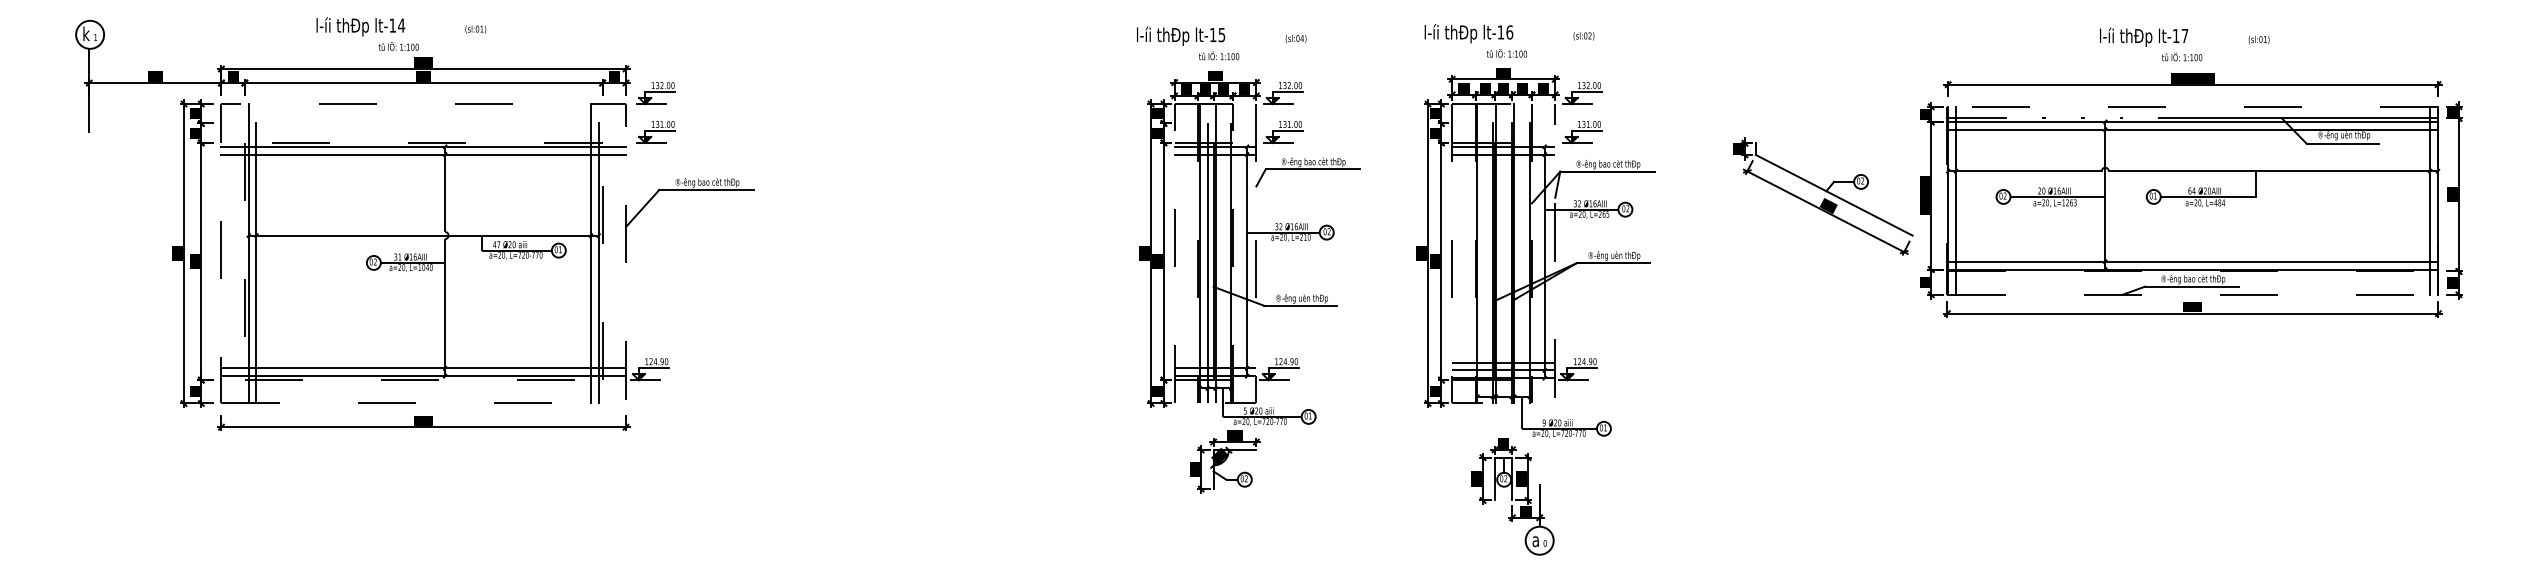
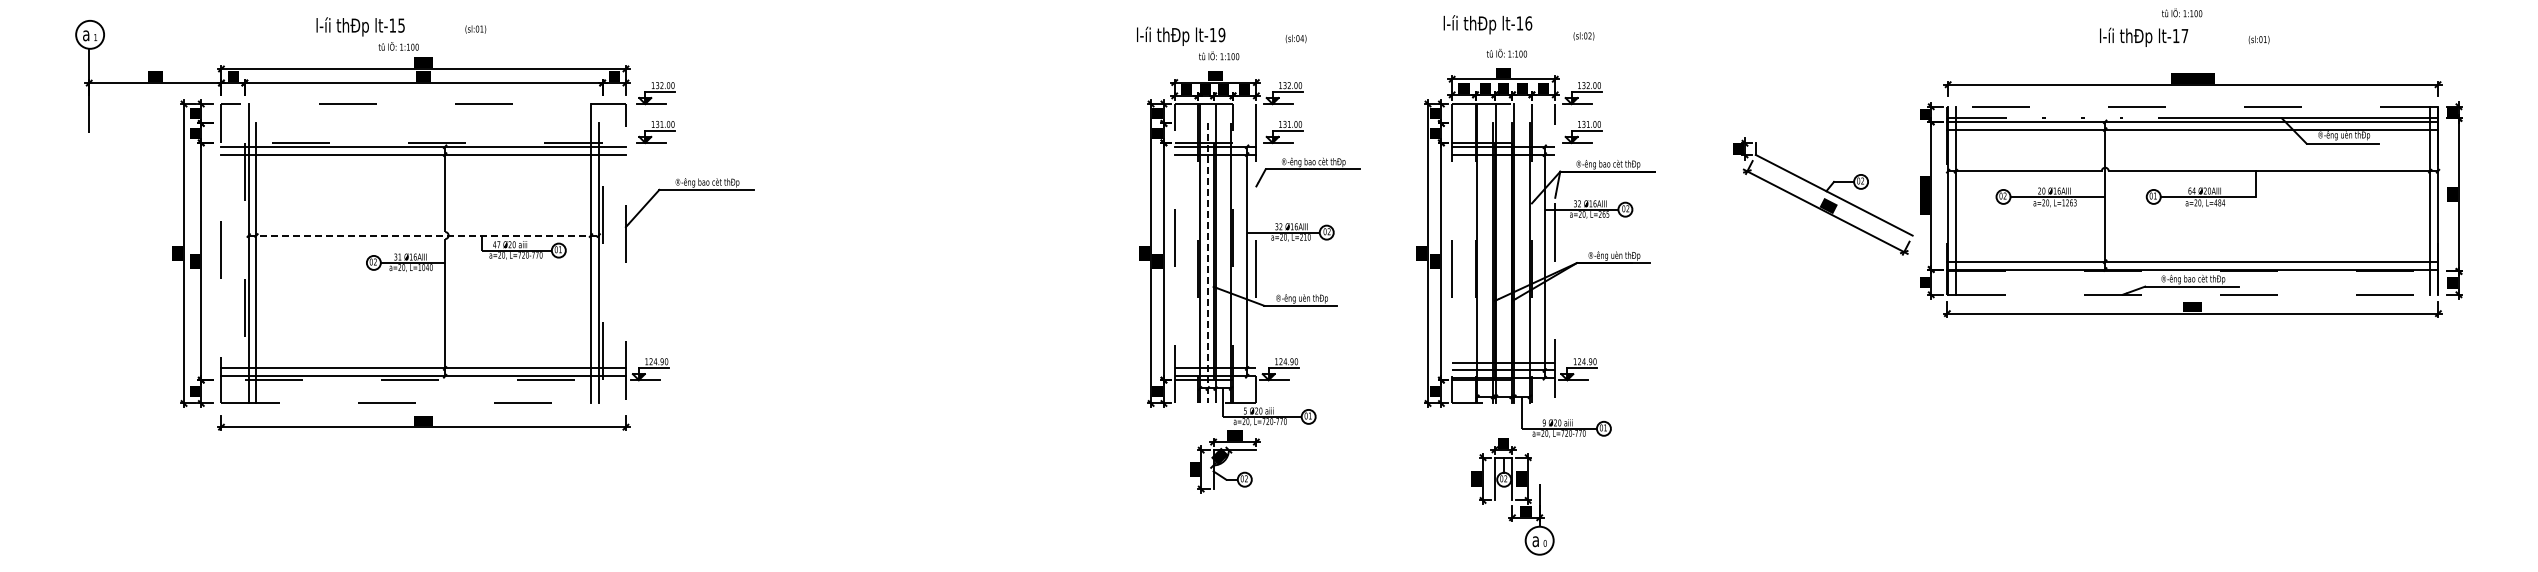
text: lt-14 -> lt-15 (401, 25)
text: k -> a (86, 33)
text position: (1468, 33) -> (1487, 24) (1487, 24)
text: lt-15 -> lt-19 (1221, 34)
text position: (2182, 56) -> (2182, 12) (2182, 12)
line: solid -> dashed (424, 235)
line: solid -> dashed (1207, 263)
